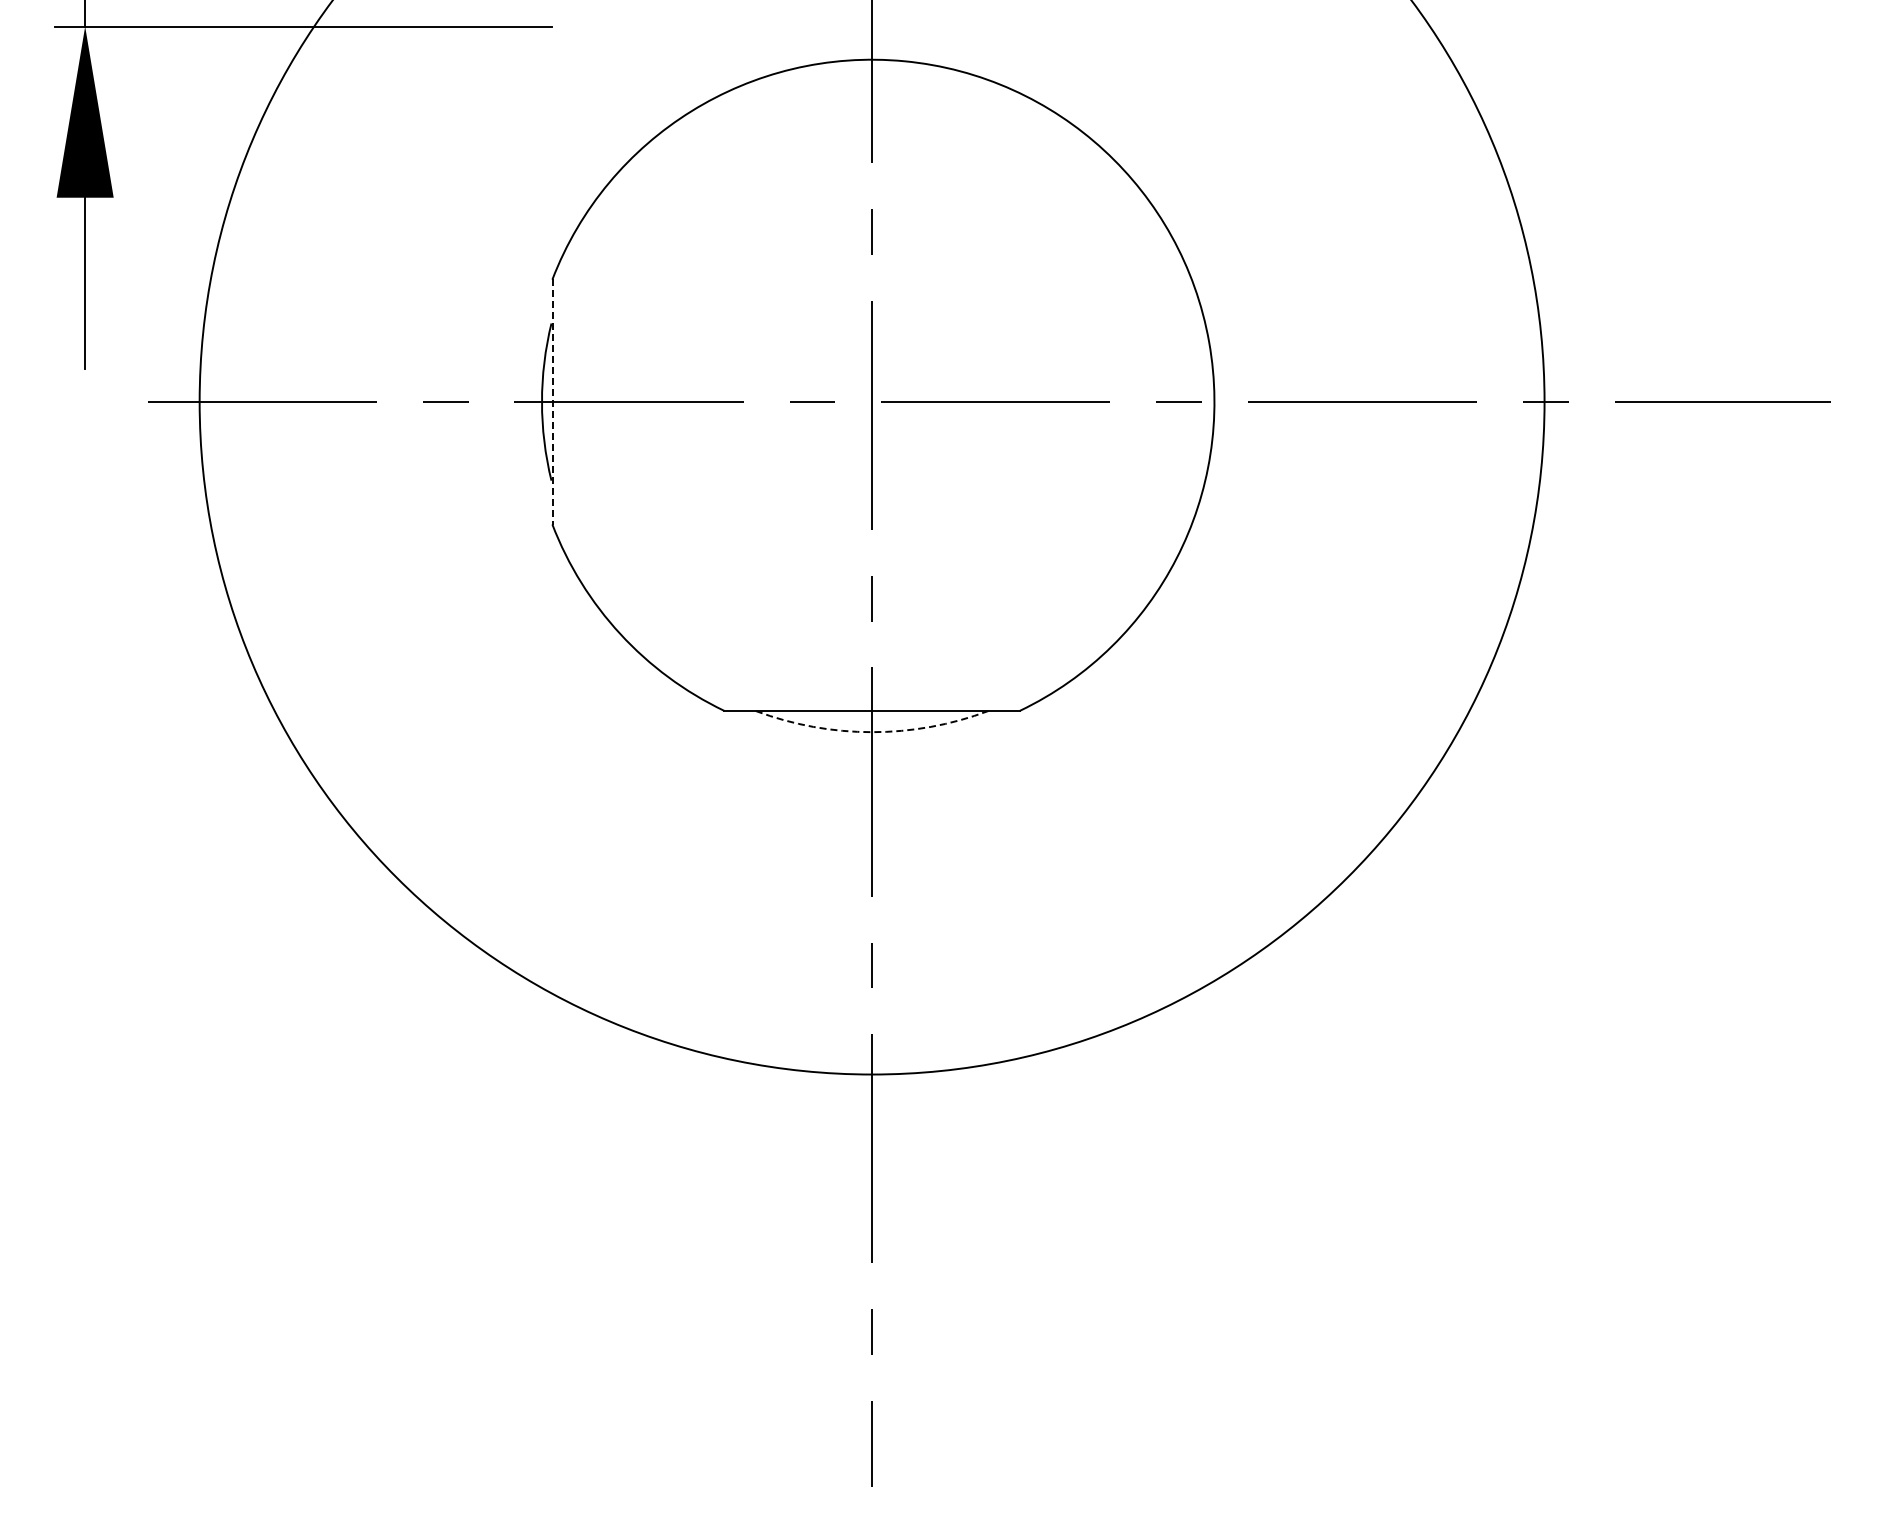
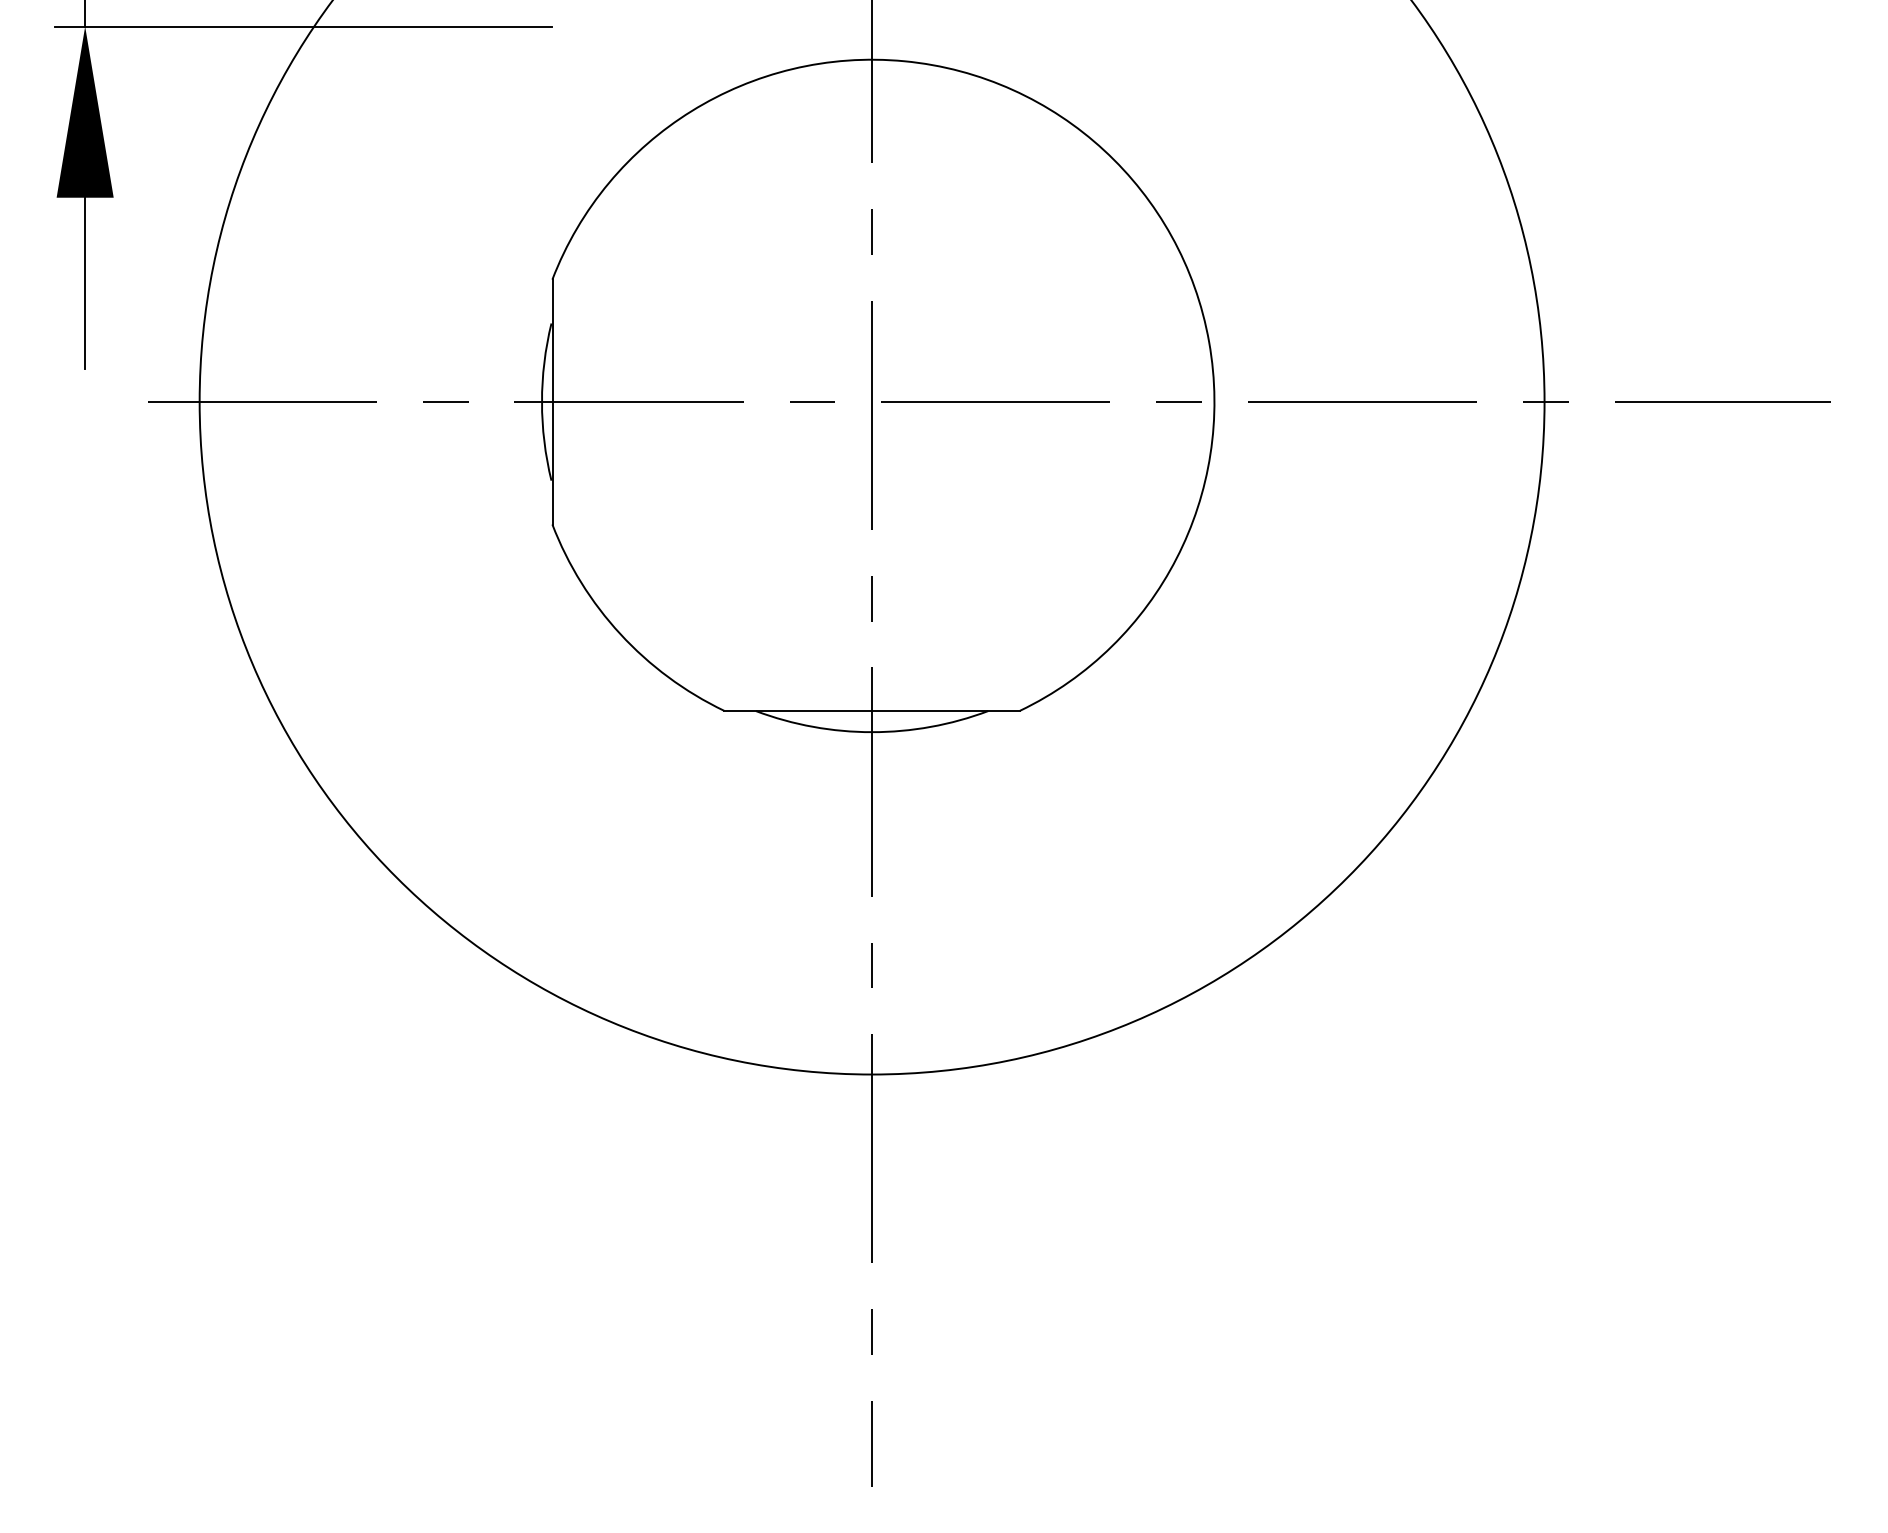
line: dashed -> solid (552, 402)
arc: dashed -> solid (872, 732)
